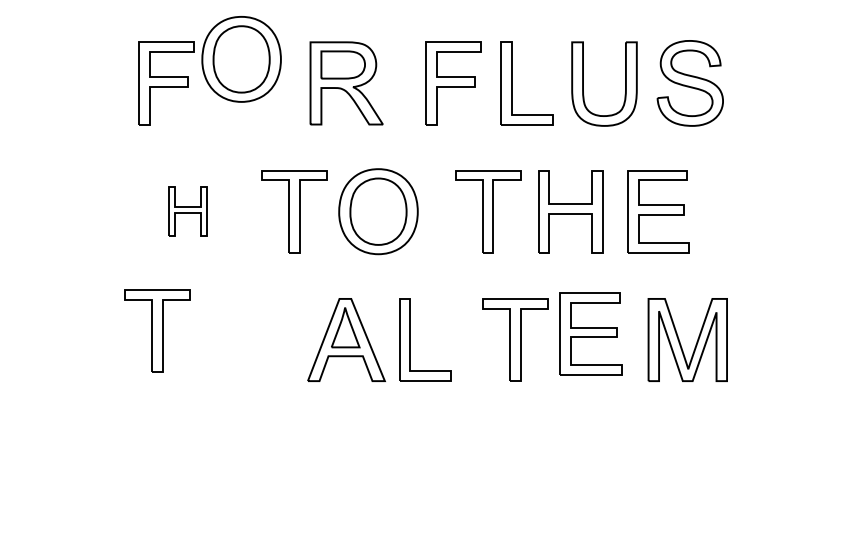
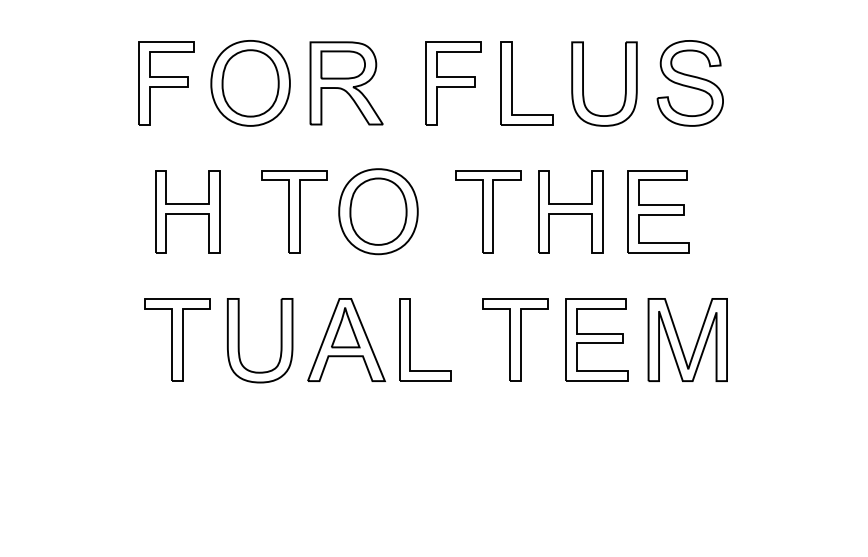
part position: (241, 59) -> (250, 83) (250, 83)
part size: 40x51 px -> 66x84 px (187, 211)
part position: (157, 330) -> (177, 339) (177, 339)
part position: (590, 333) -> (596, 339) (596, 339)
part: none -> present (239, 340)
